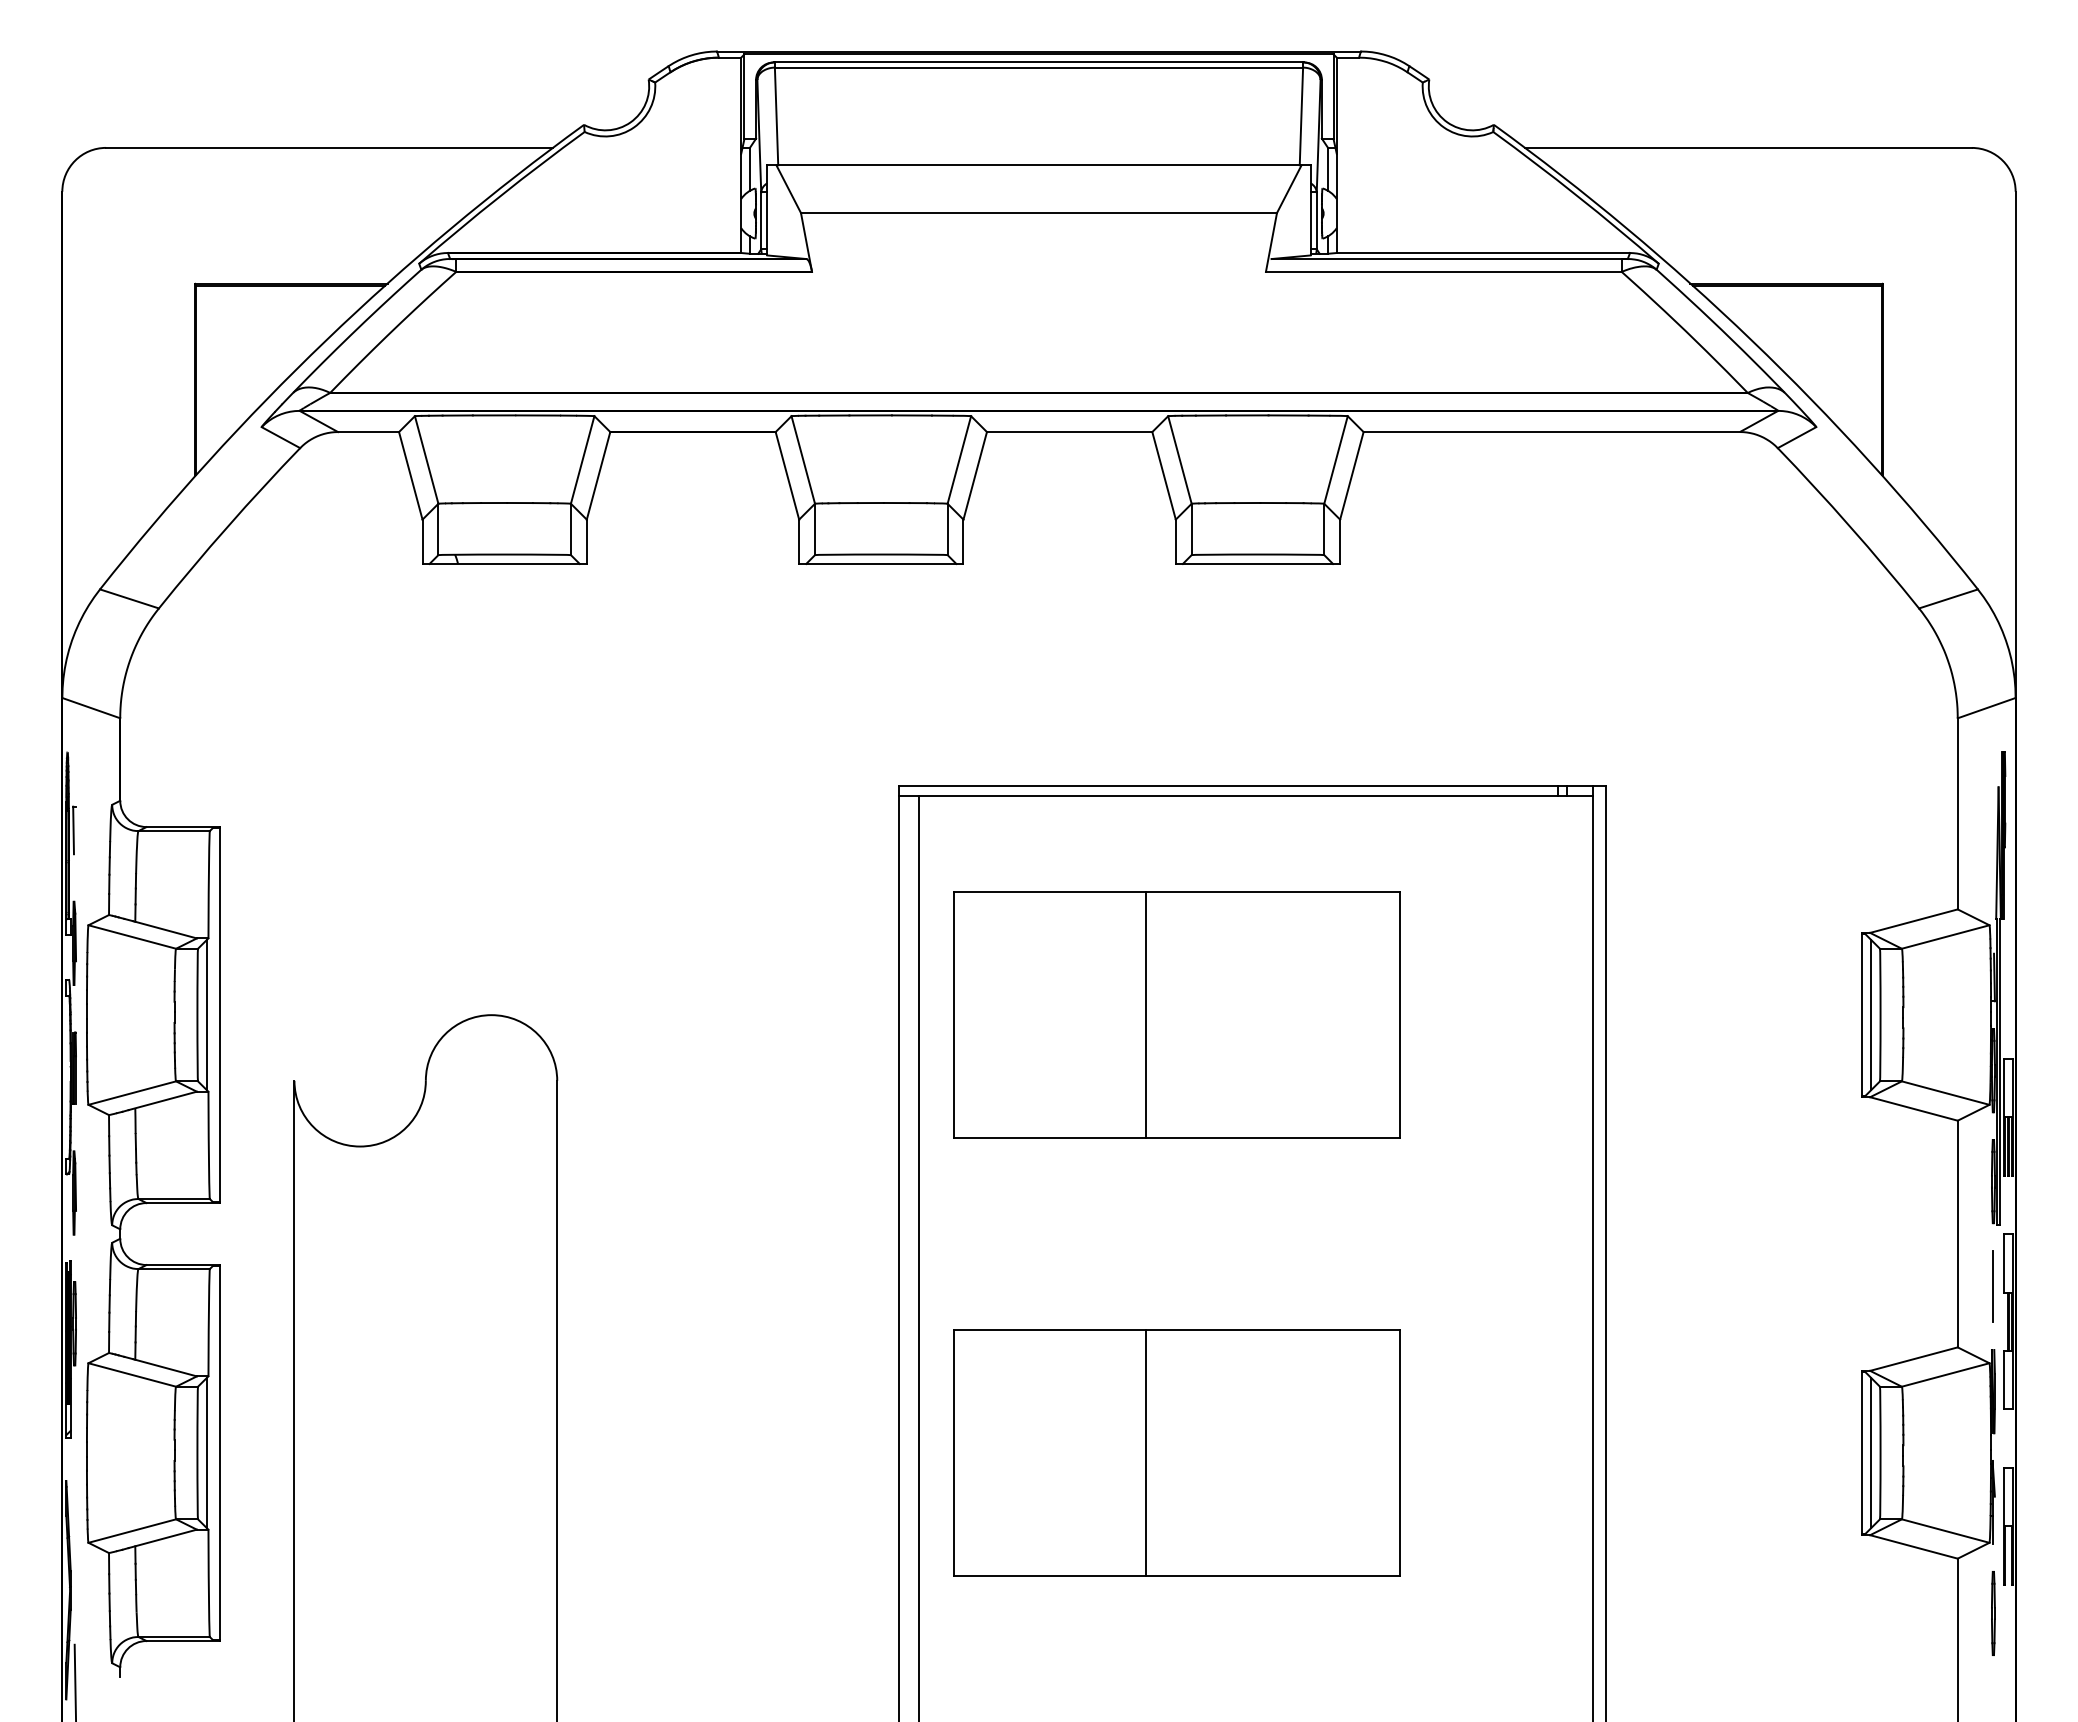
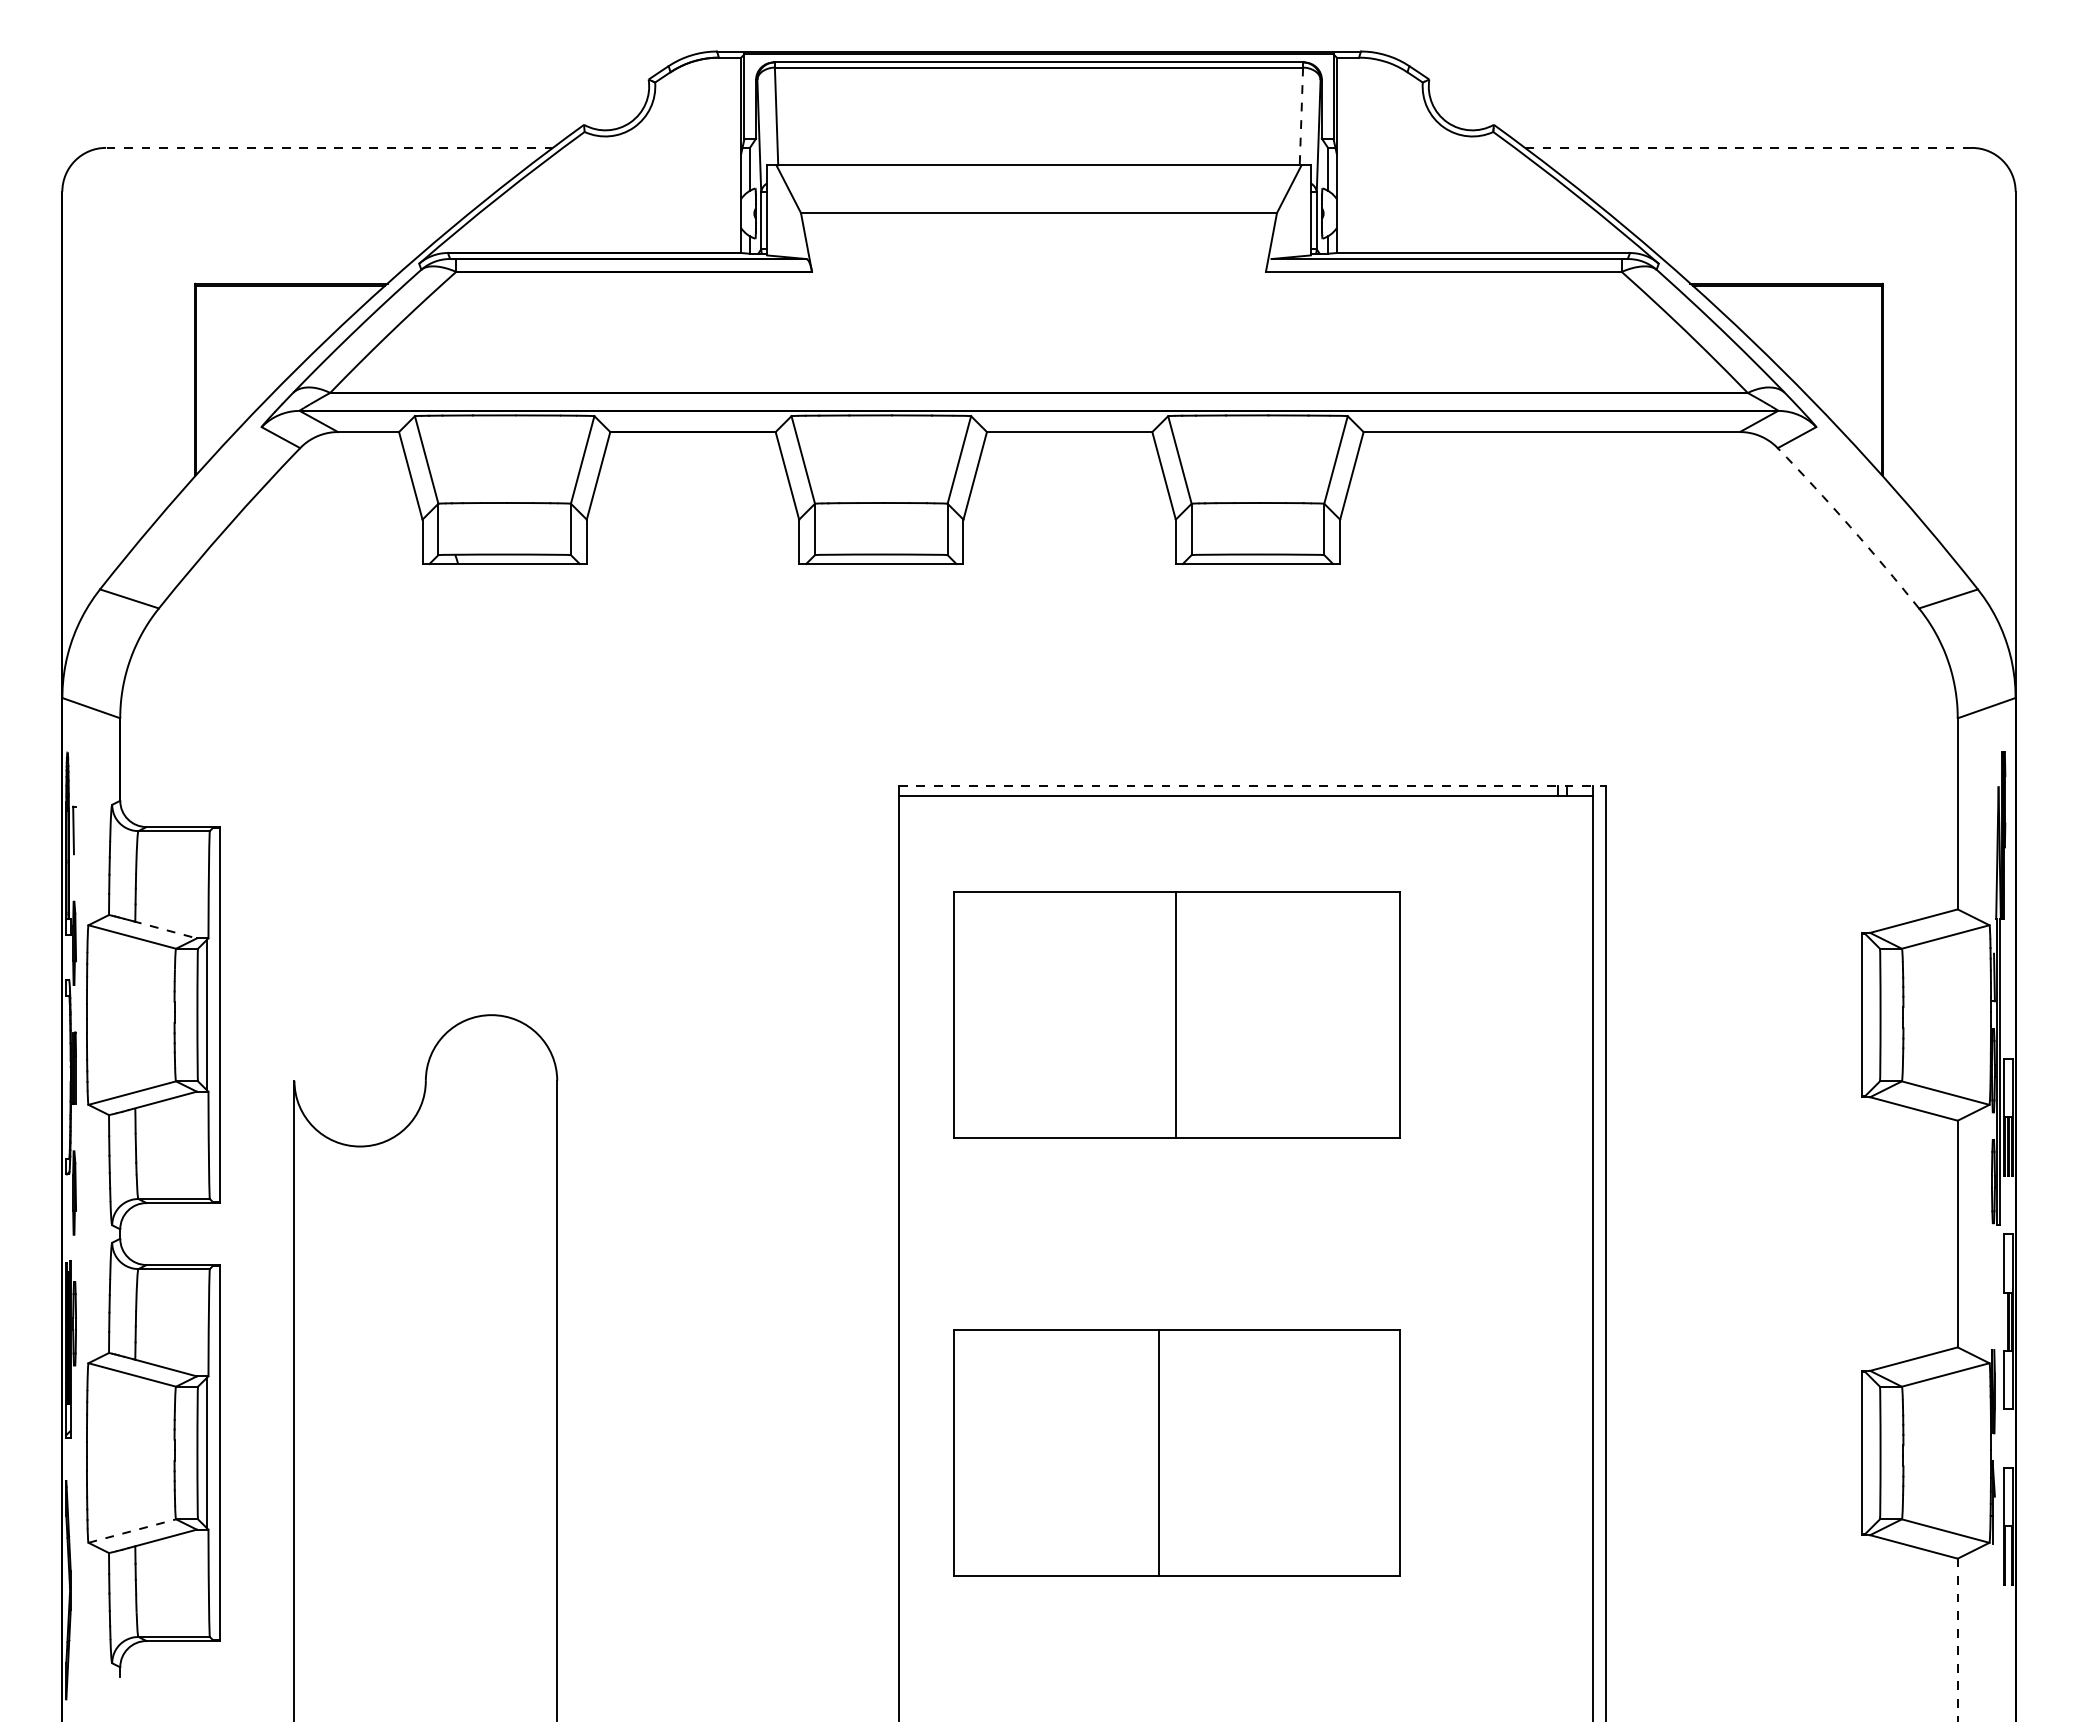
line: solid -> dashed (1301, 116)
line: solid -> dashed (329, 147)
line: solid -> dashed (1748, 147)
arc: solid -> dashed (1850, 526)
line: solid -> dashed (1252, 785)
line: solid -> dashed (165, 929)
line position: (1146, 1014) -> (1176, 1014) (1176, 1014)
line: present -> none (1871, 1015)
line: present -> none (918, 1257)
line: present -> none (1992, 1286)
line position: (1146, 1452) -> (1159, 1452) (1159, 1452)
line: present -> none (1871, 1452)
line: solid -> dashed (132, 1530)
line: present -> none (1992, 1613)
line: solid -> dashed (1957, 1640)
line: present -> none (75, 1681)
